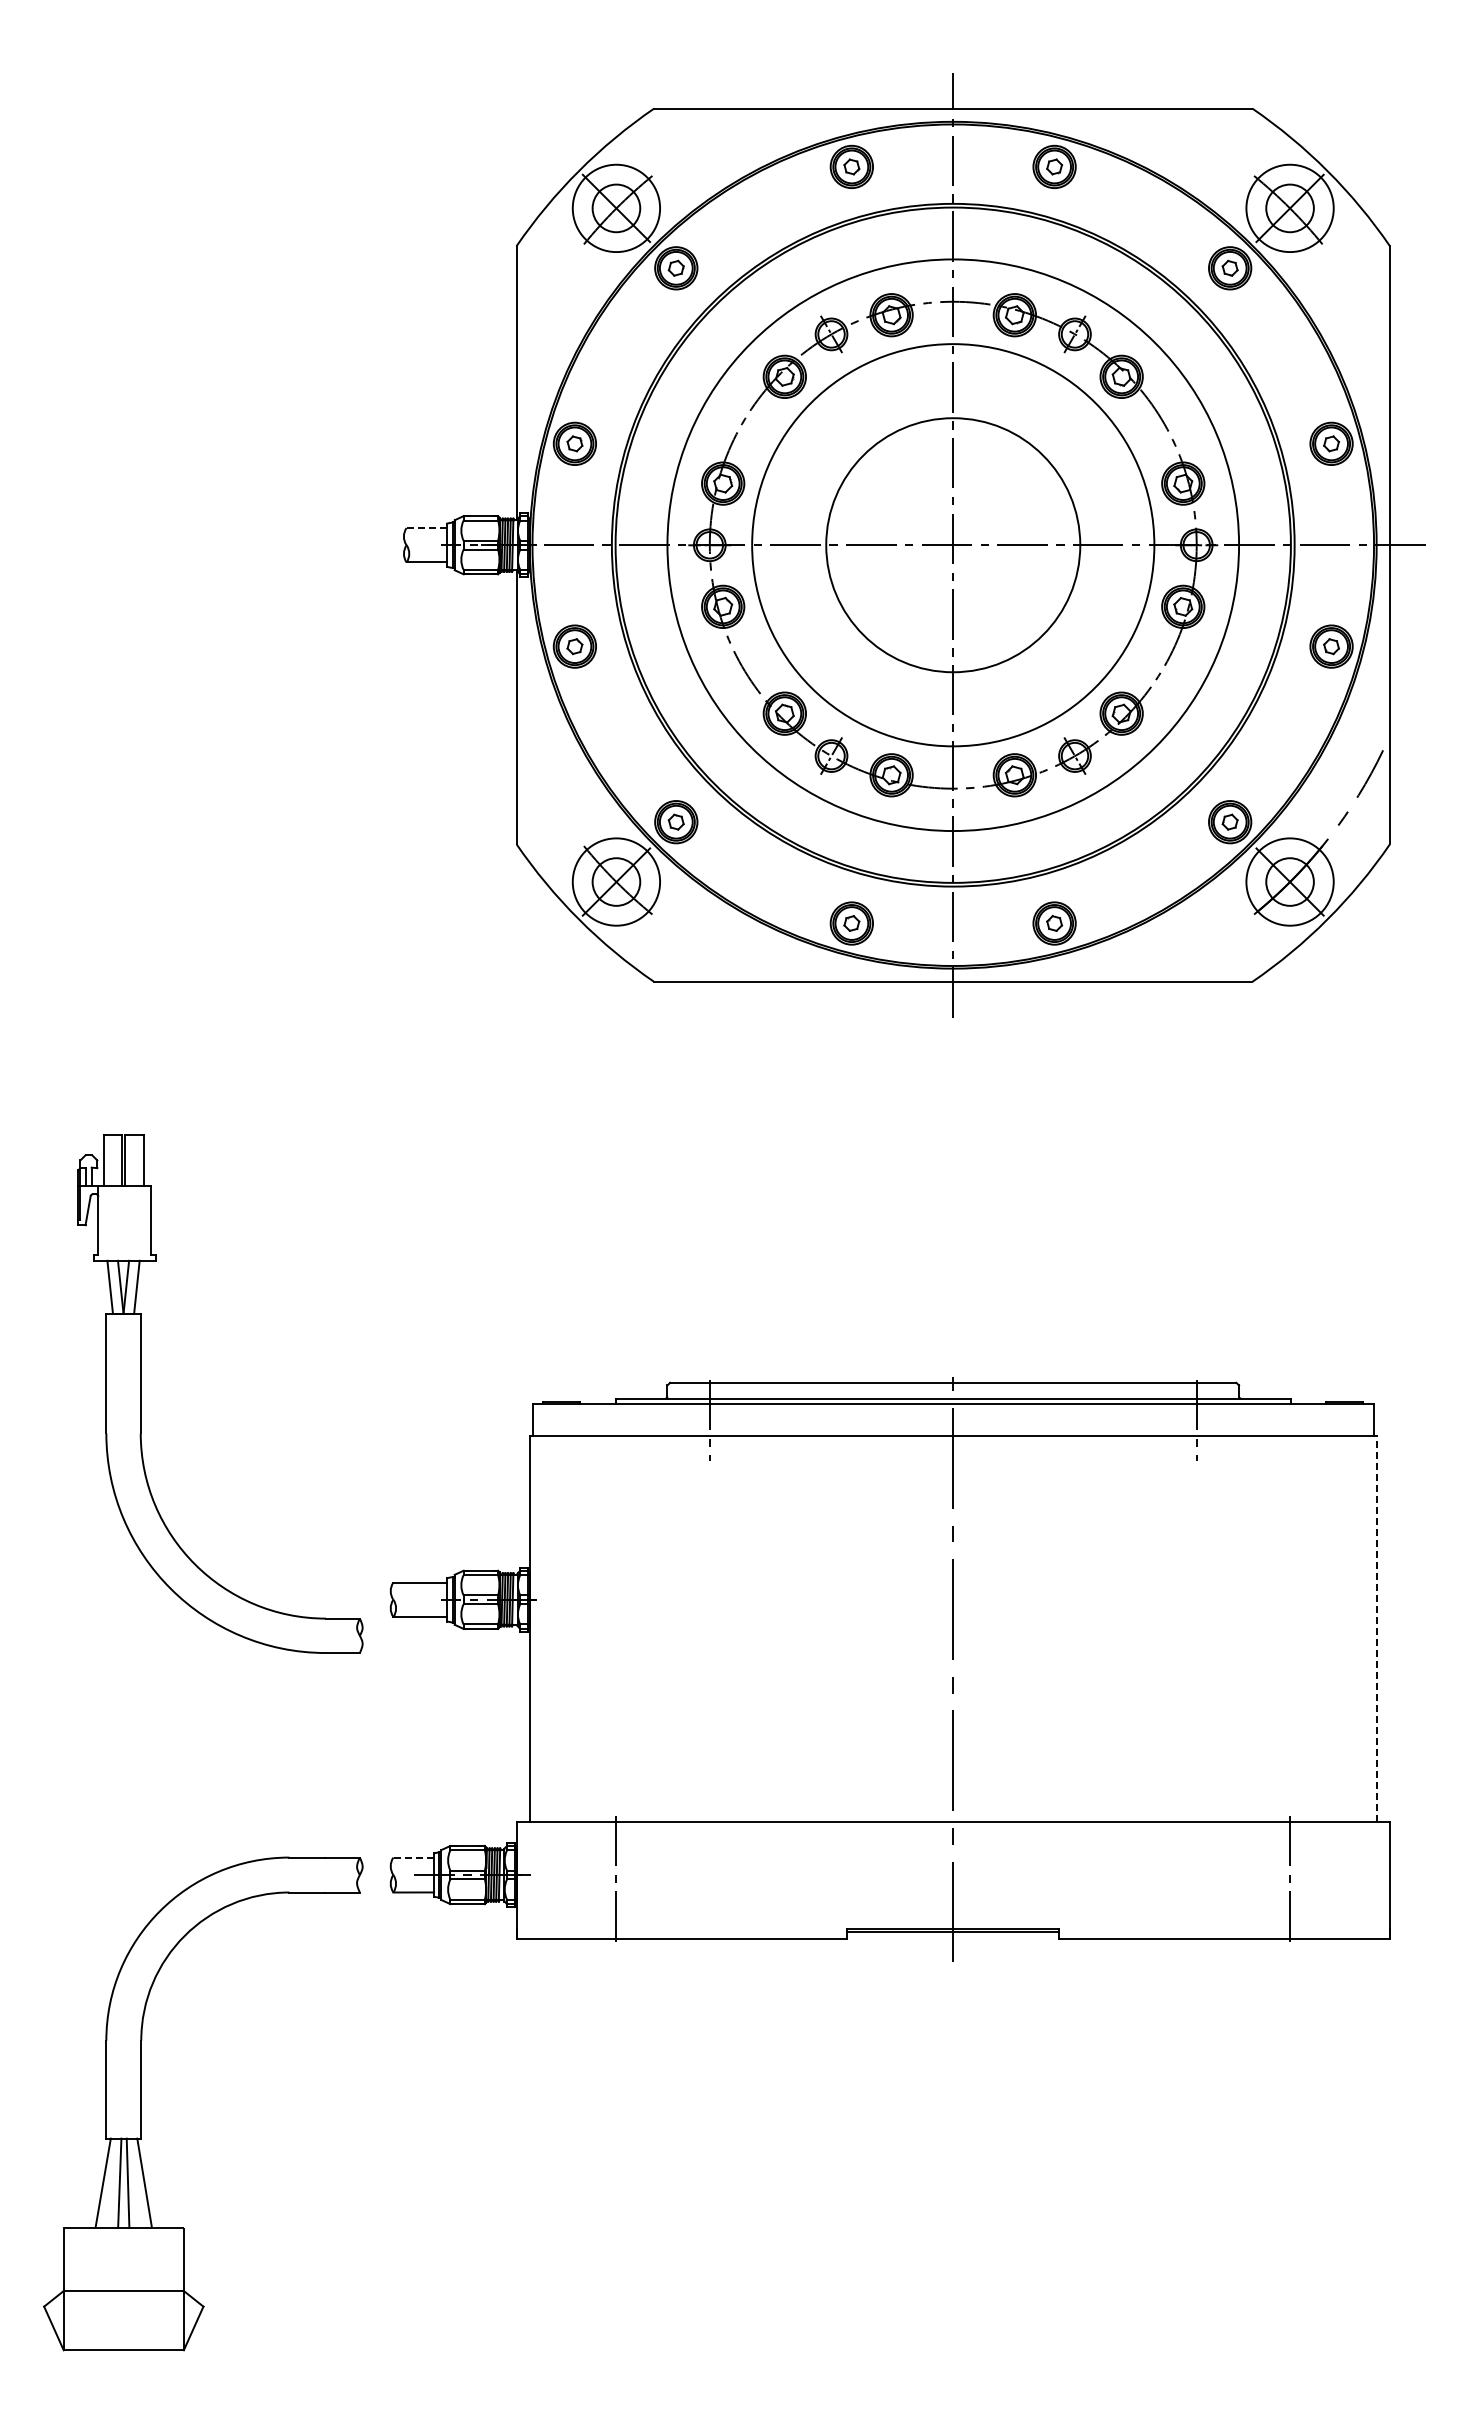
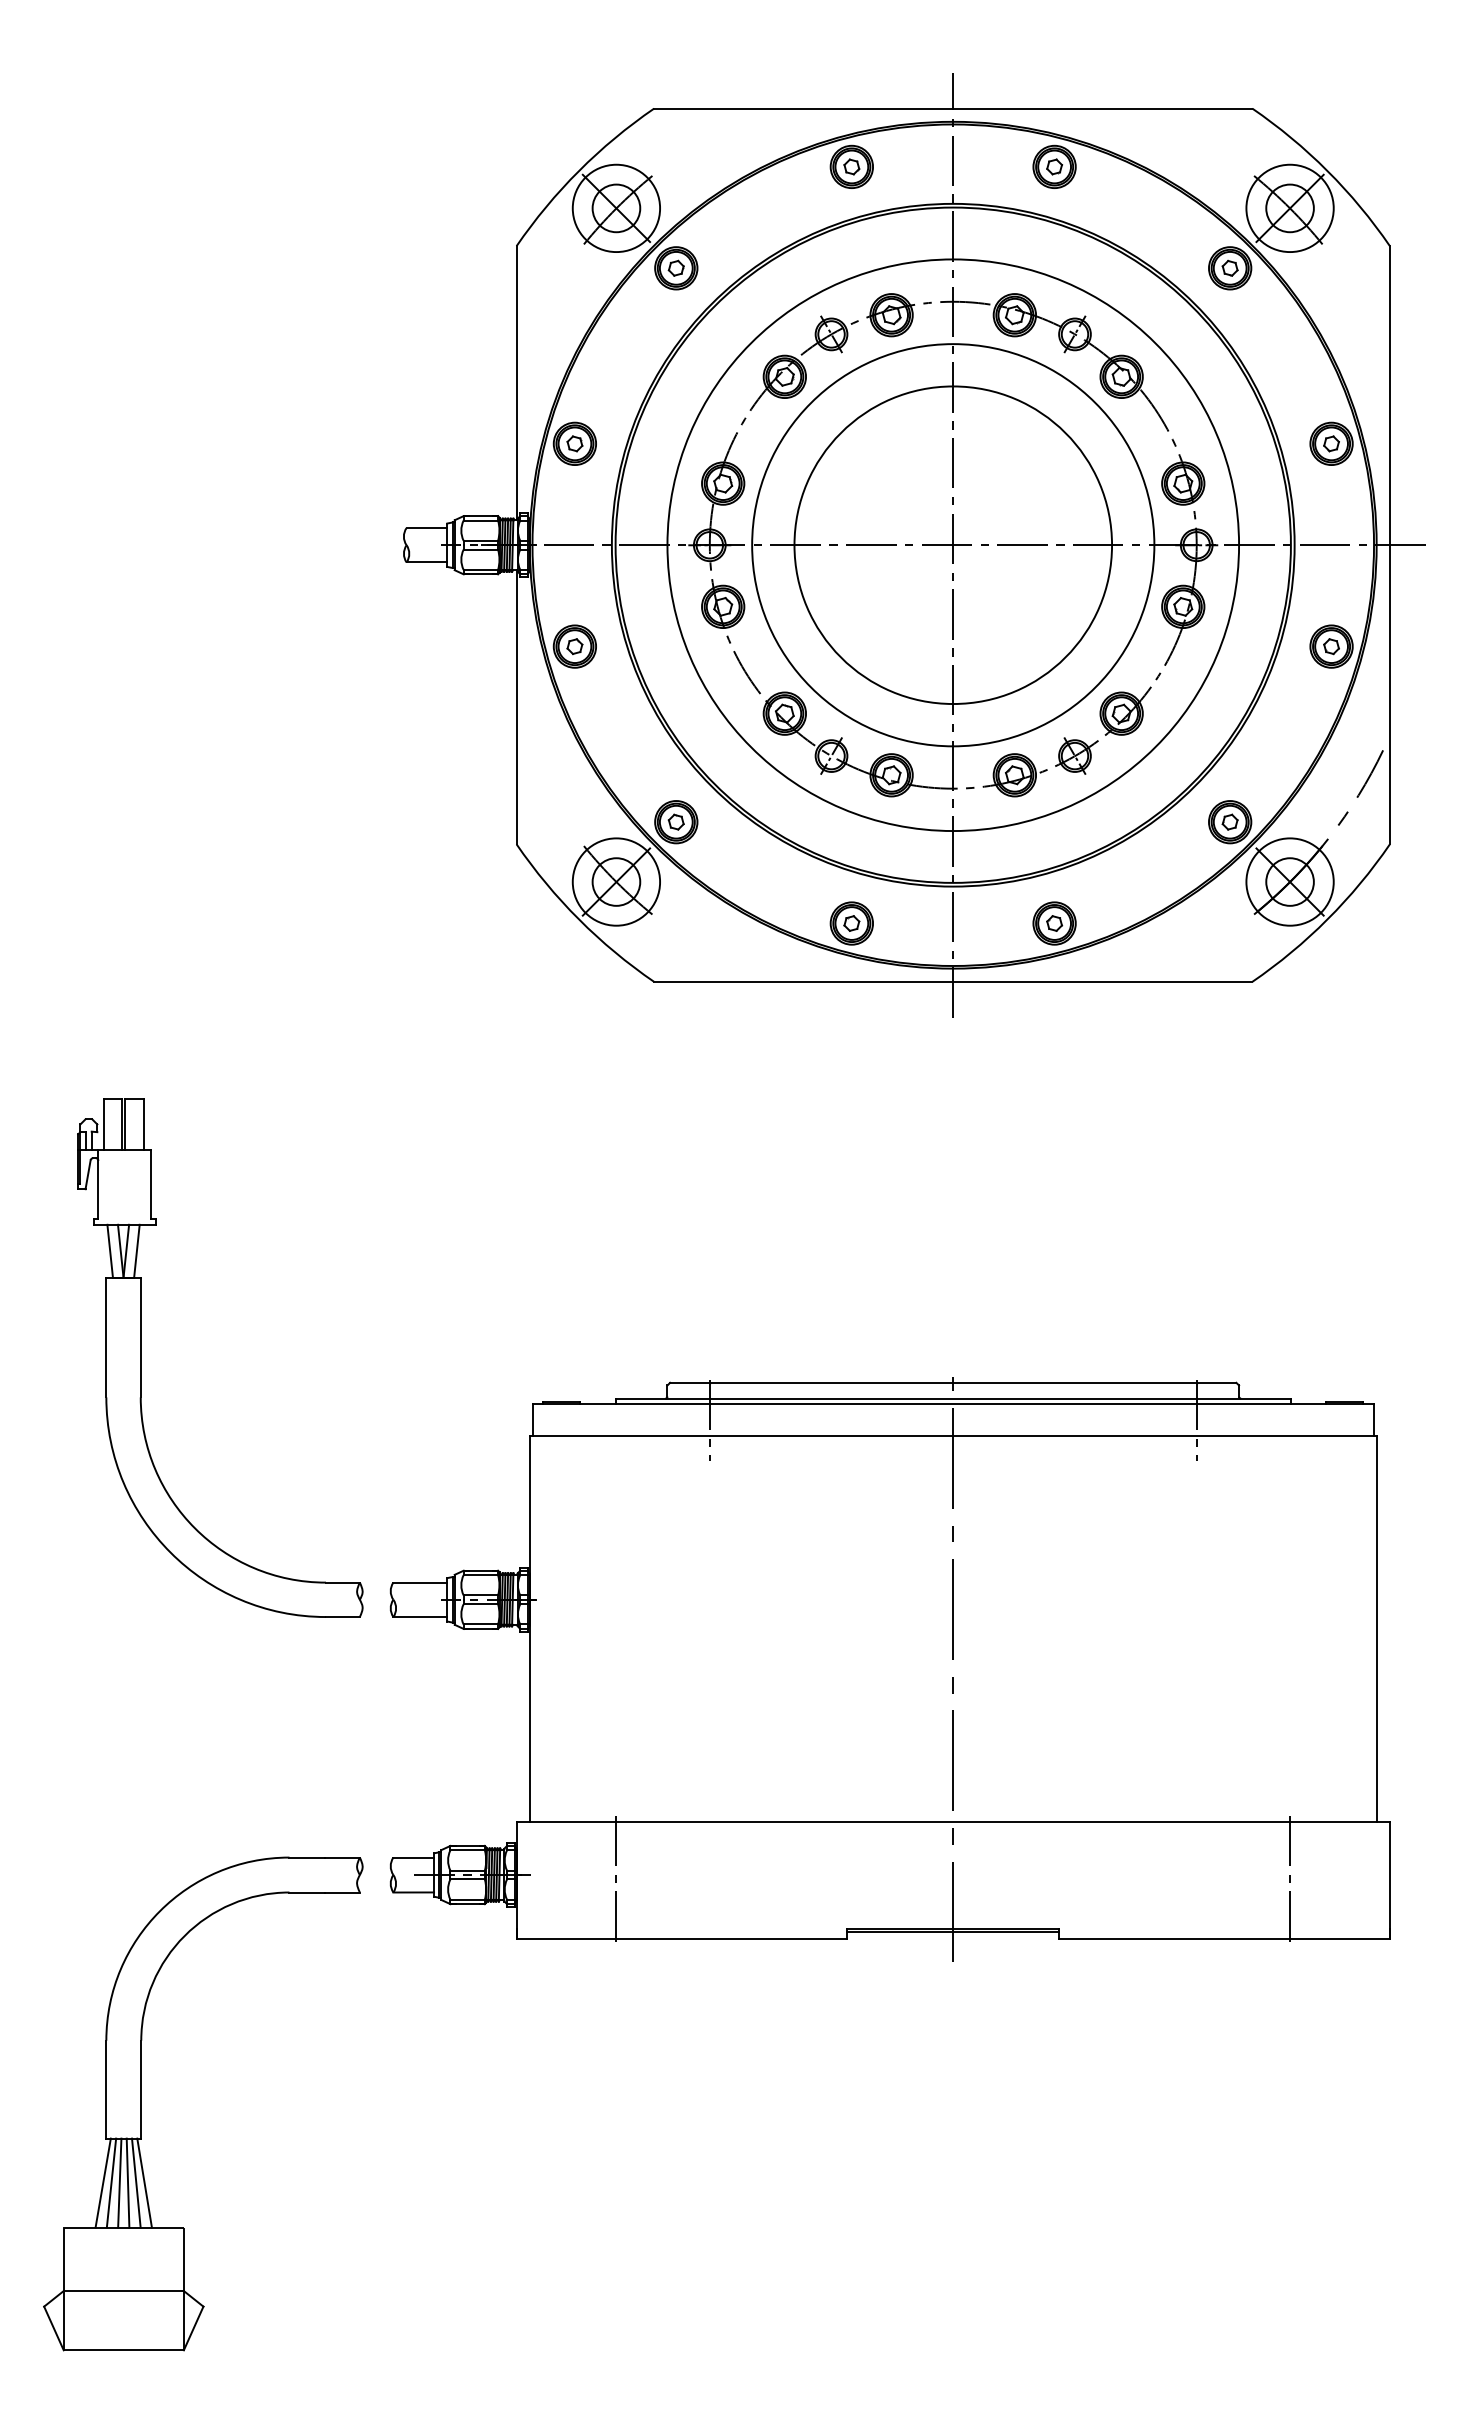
line: dashed -> solid (426, 528)
circle diameter: 254 px -> 318 px (953, 545)
part position: (141, 1393) -> (141, 1357) (141, 1357)
line: dashed -> solid (1376, 1628)
line: dashed -> solid (413, 1857)
line: none -> present (111, 2182)
line: none -> present (136, 2182)
